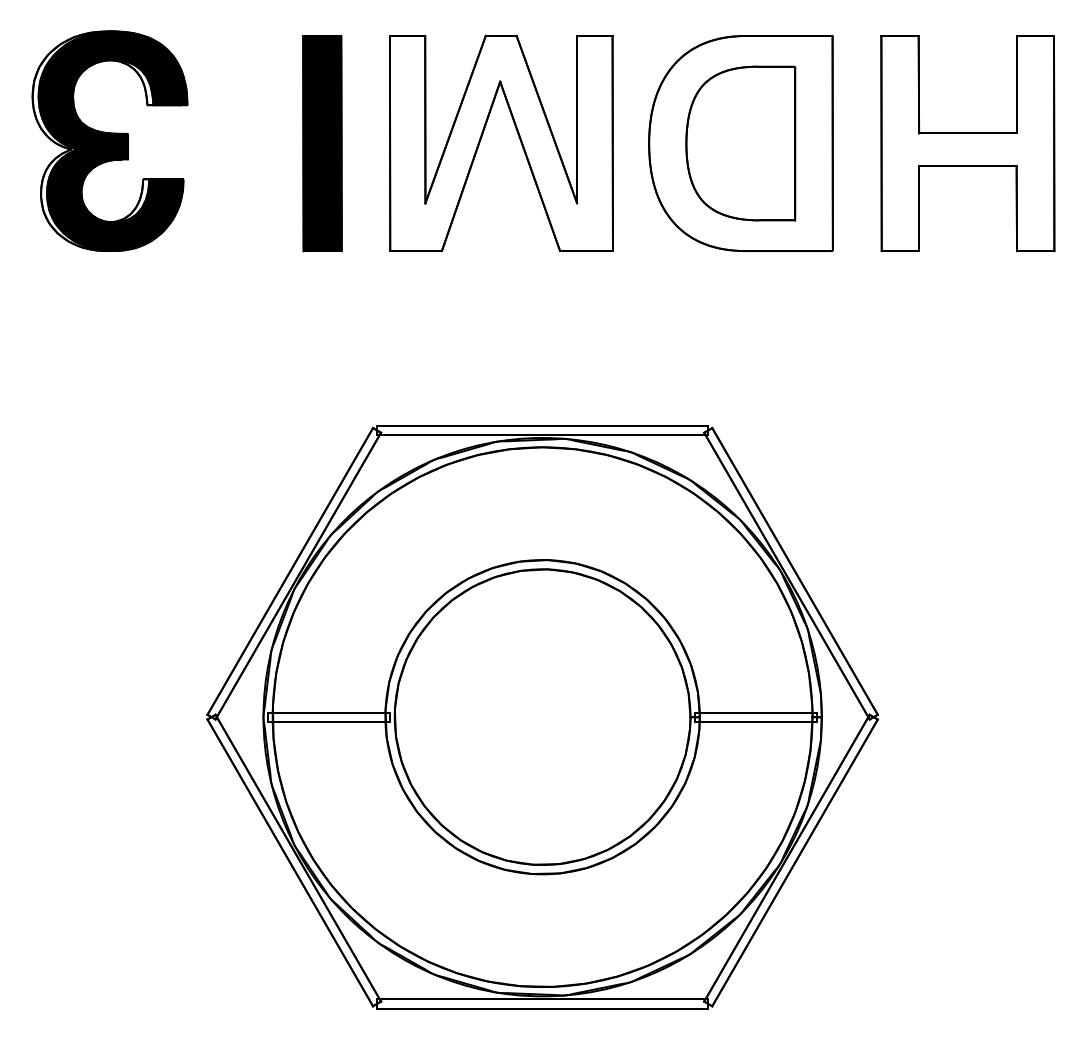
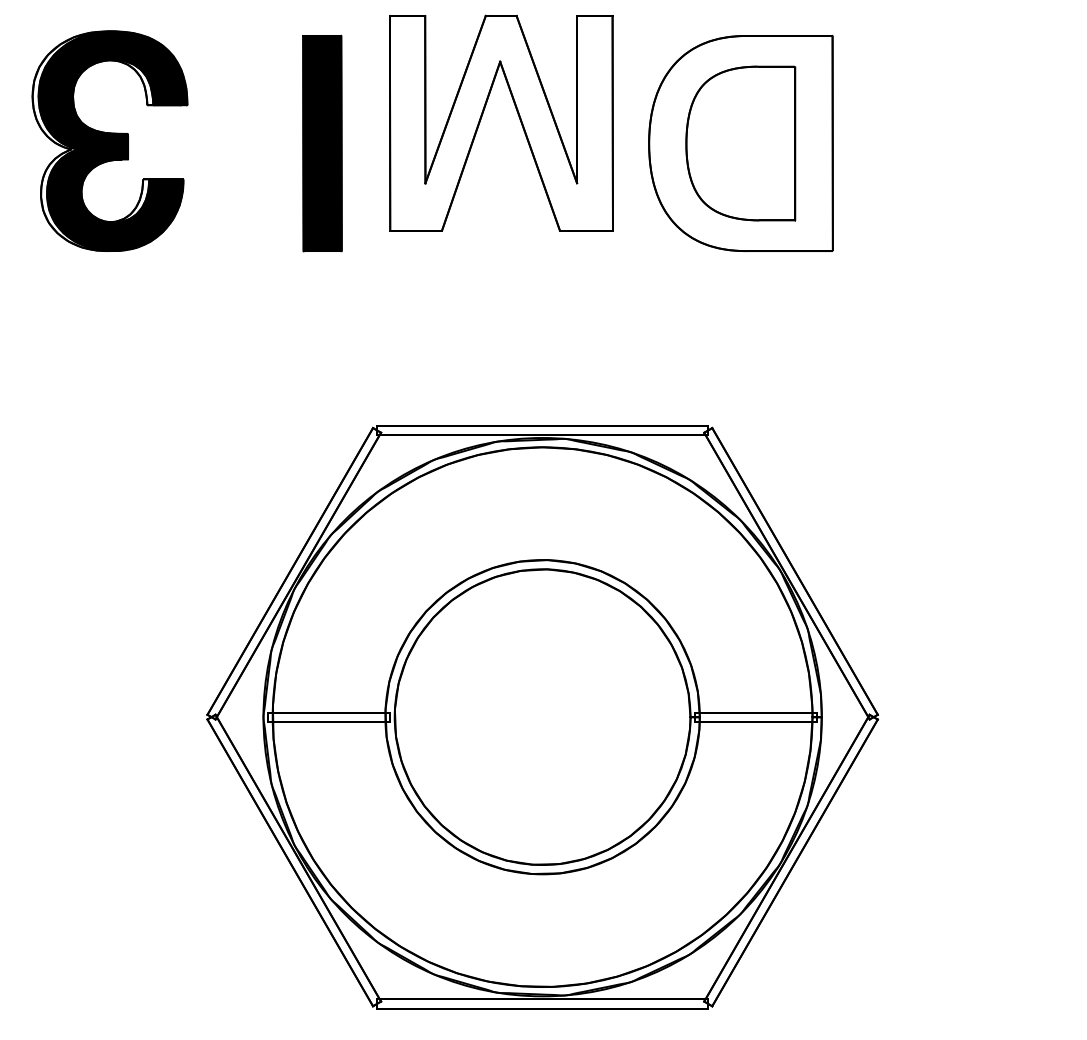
part position: (518, 137) -> (518, 117) (518, 117)
part: present -> none (967, 143)
